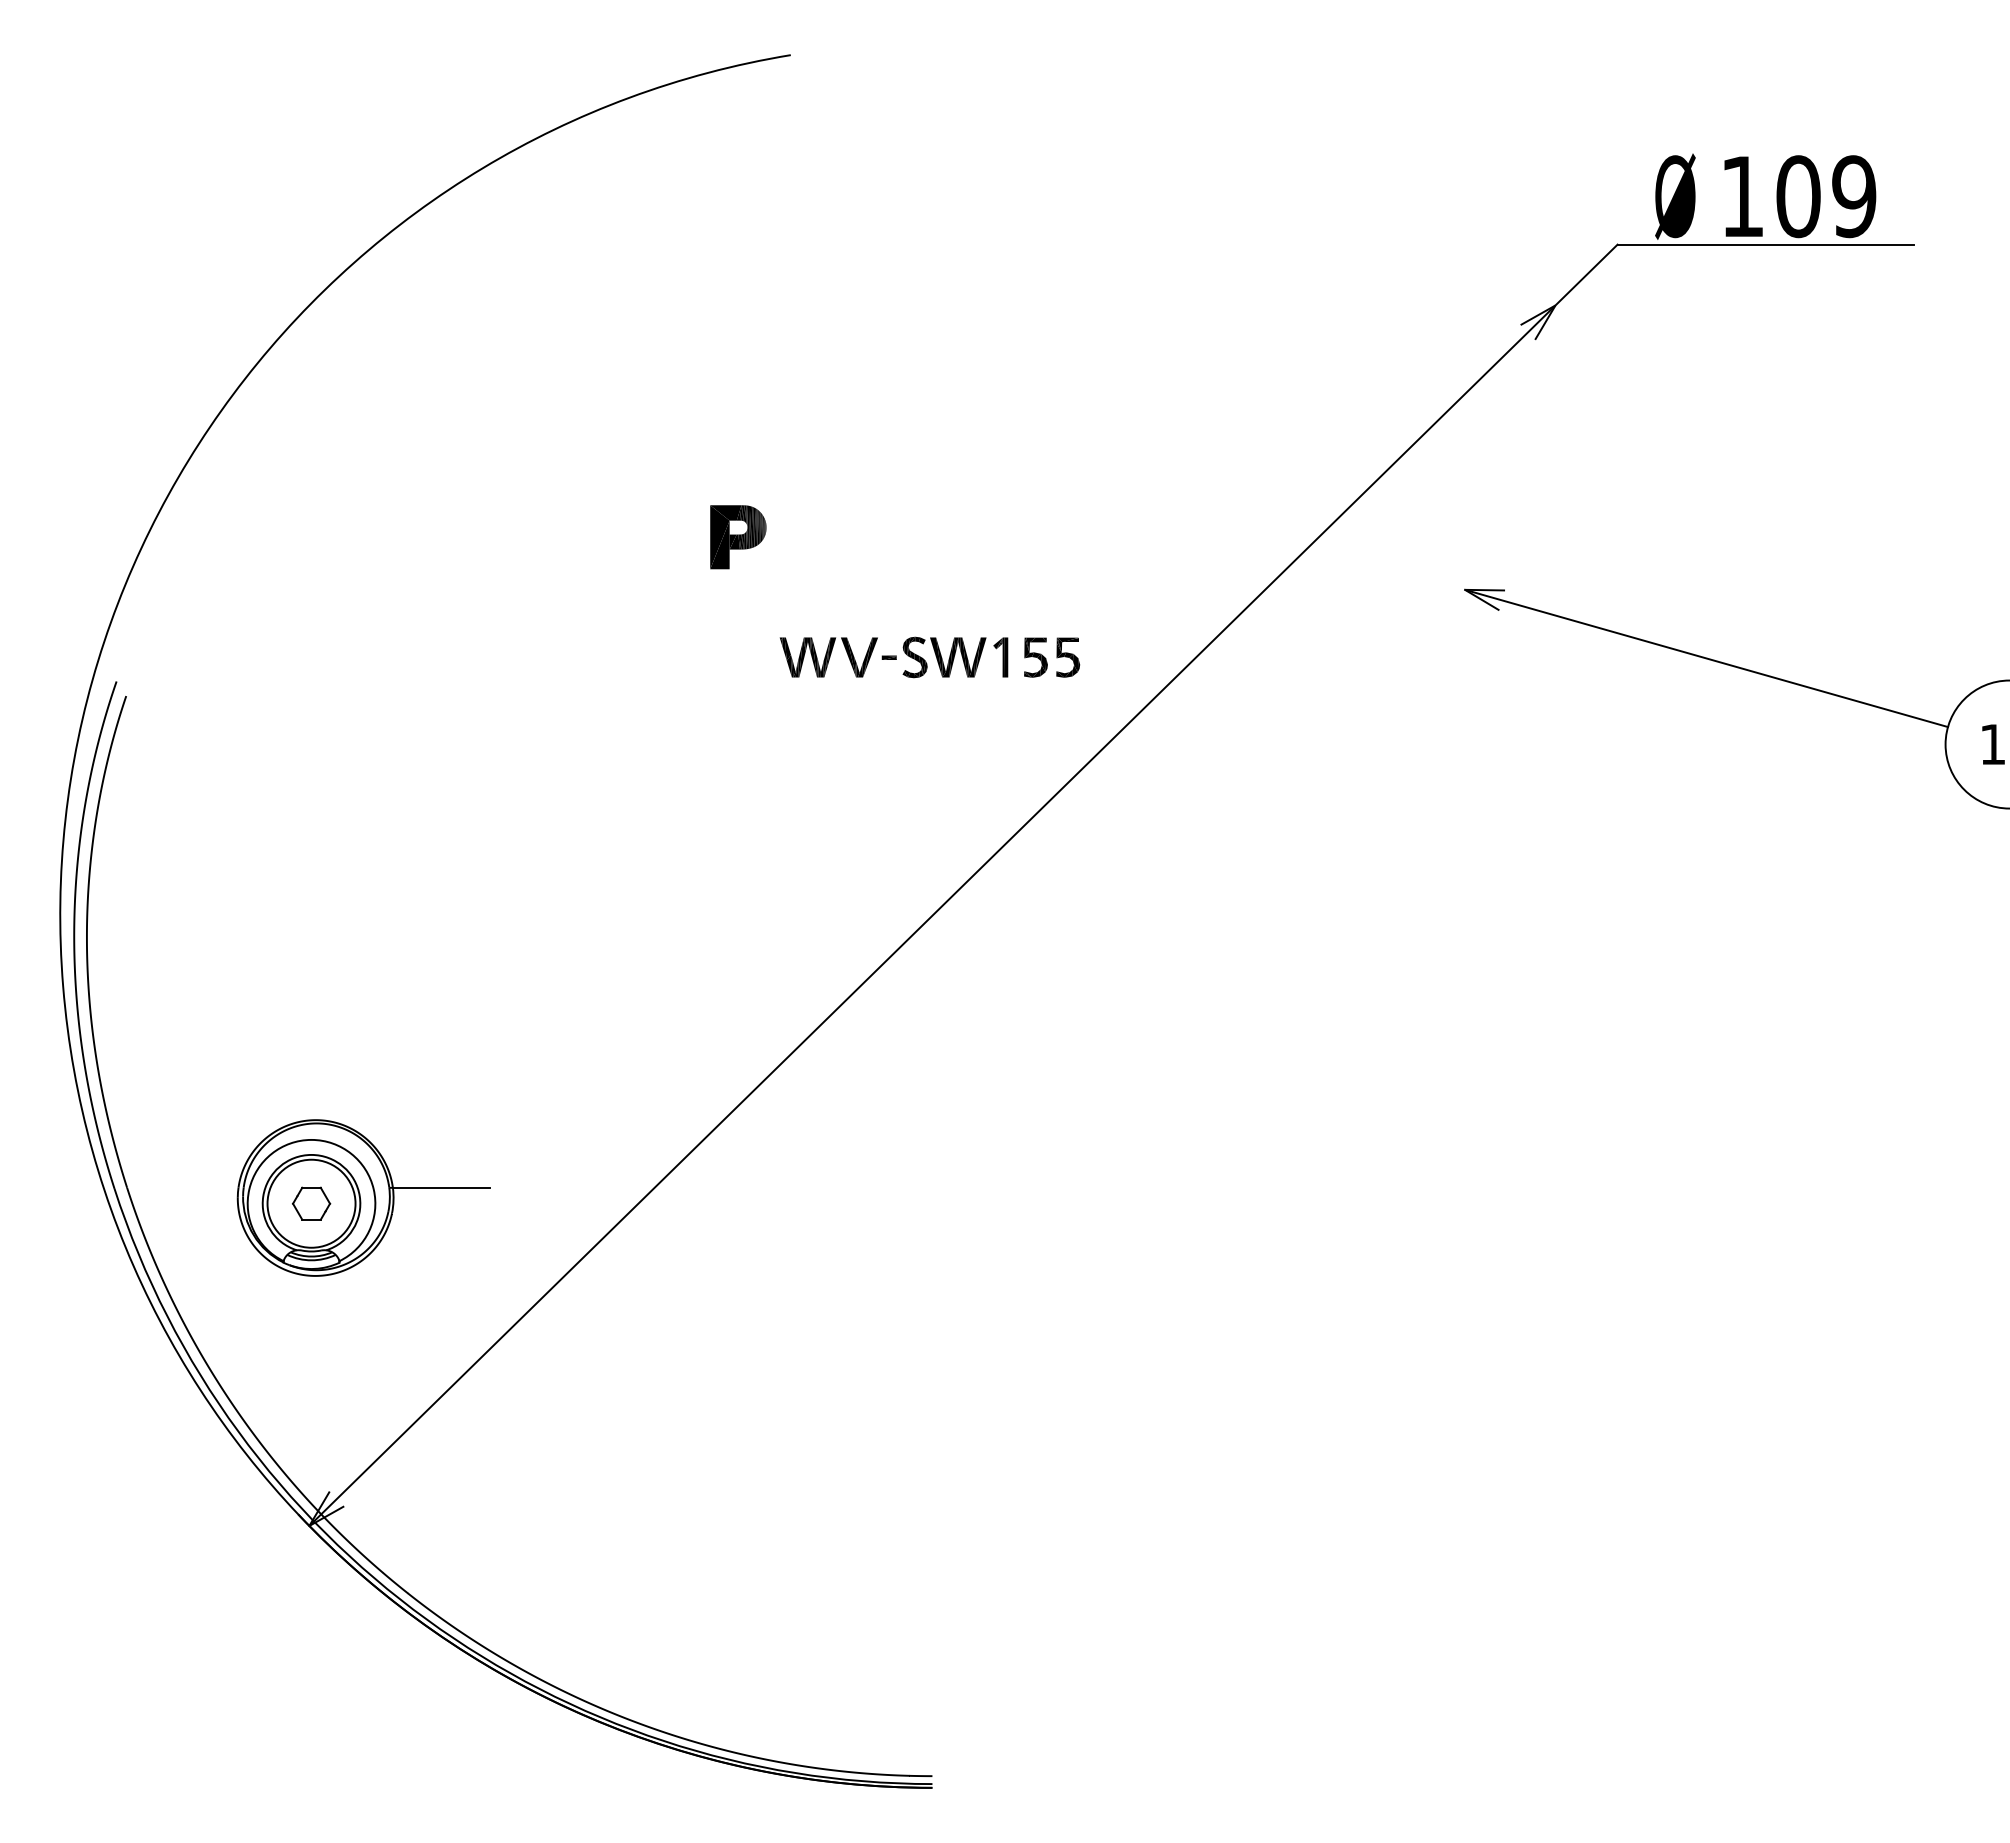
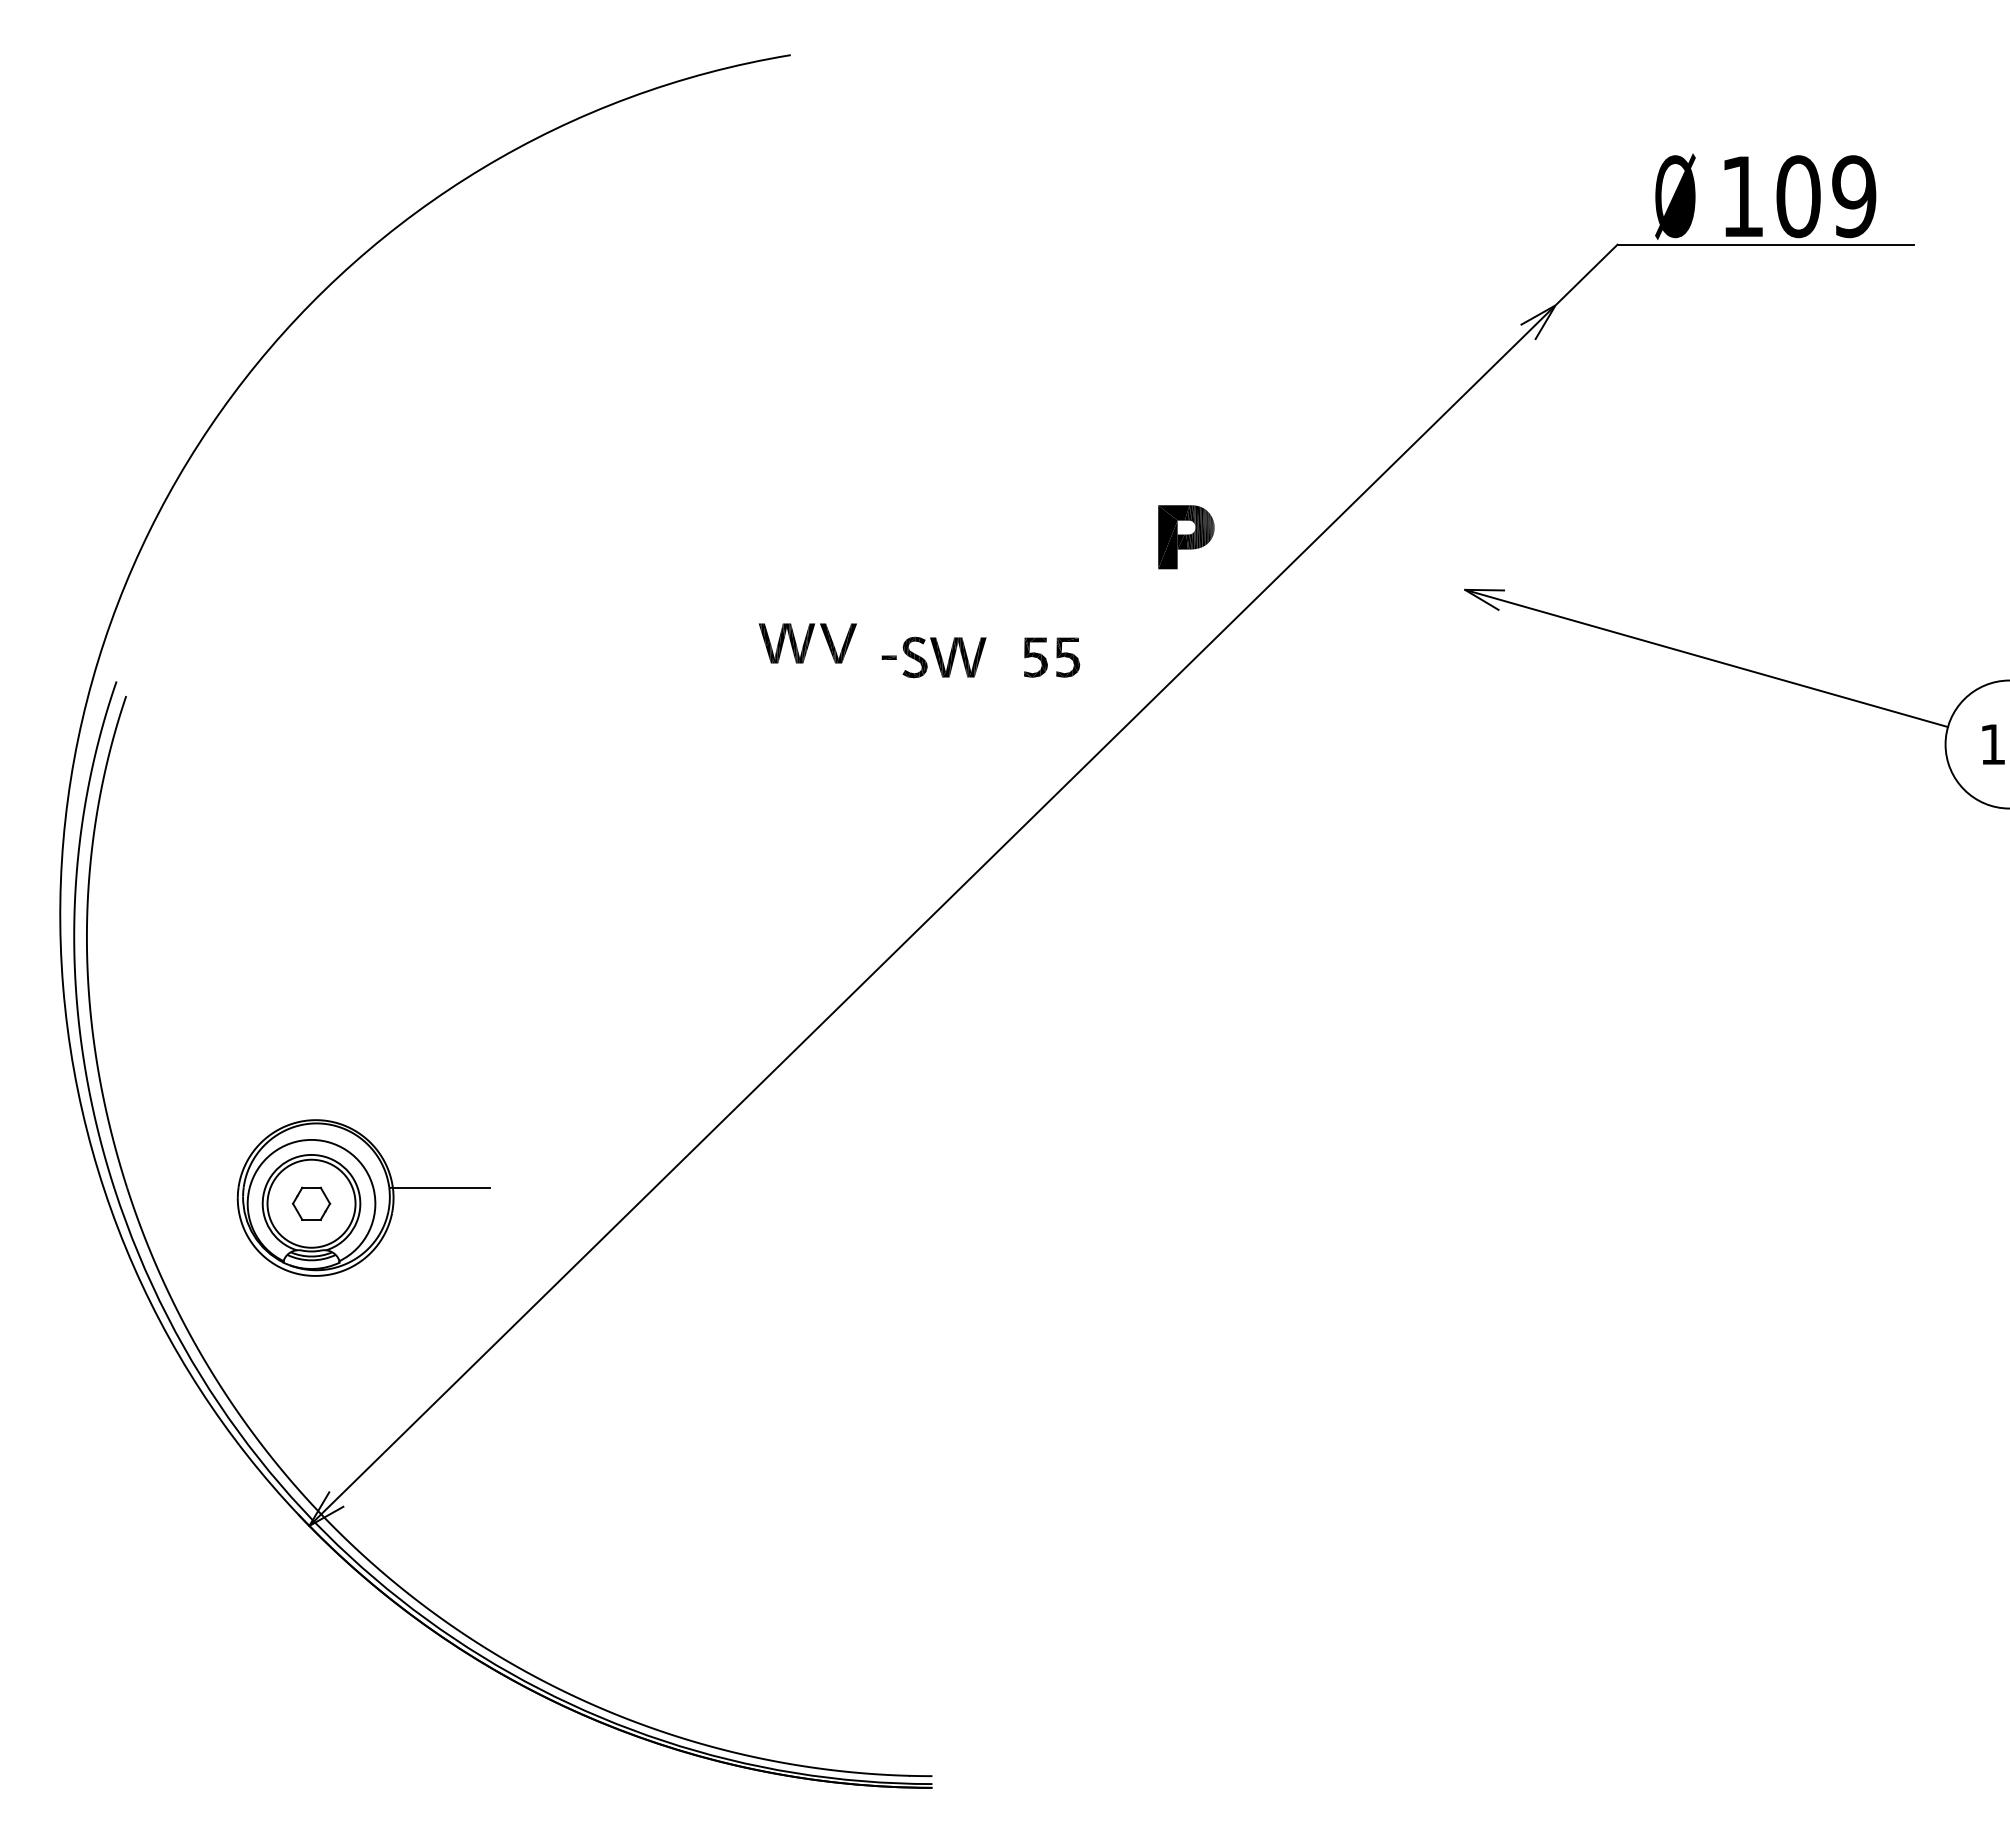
part position: (738, 537) -> (1186, 537) (1186, 537)
part position: (828, 657) -> (807, 643) (807, 643)
part: present -> none (1000, 657)
